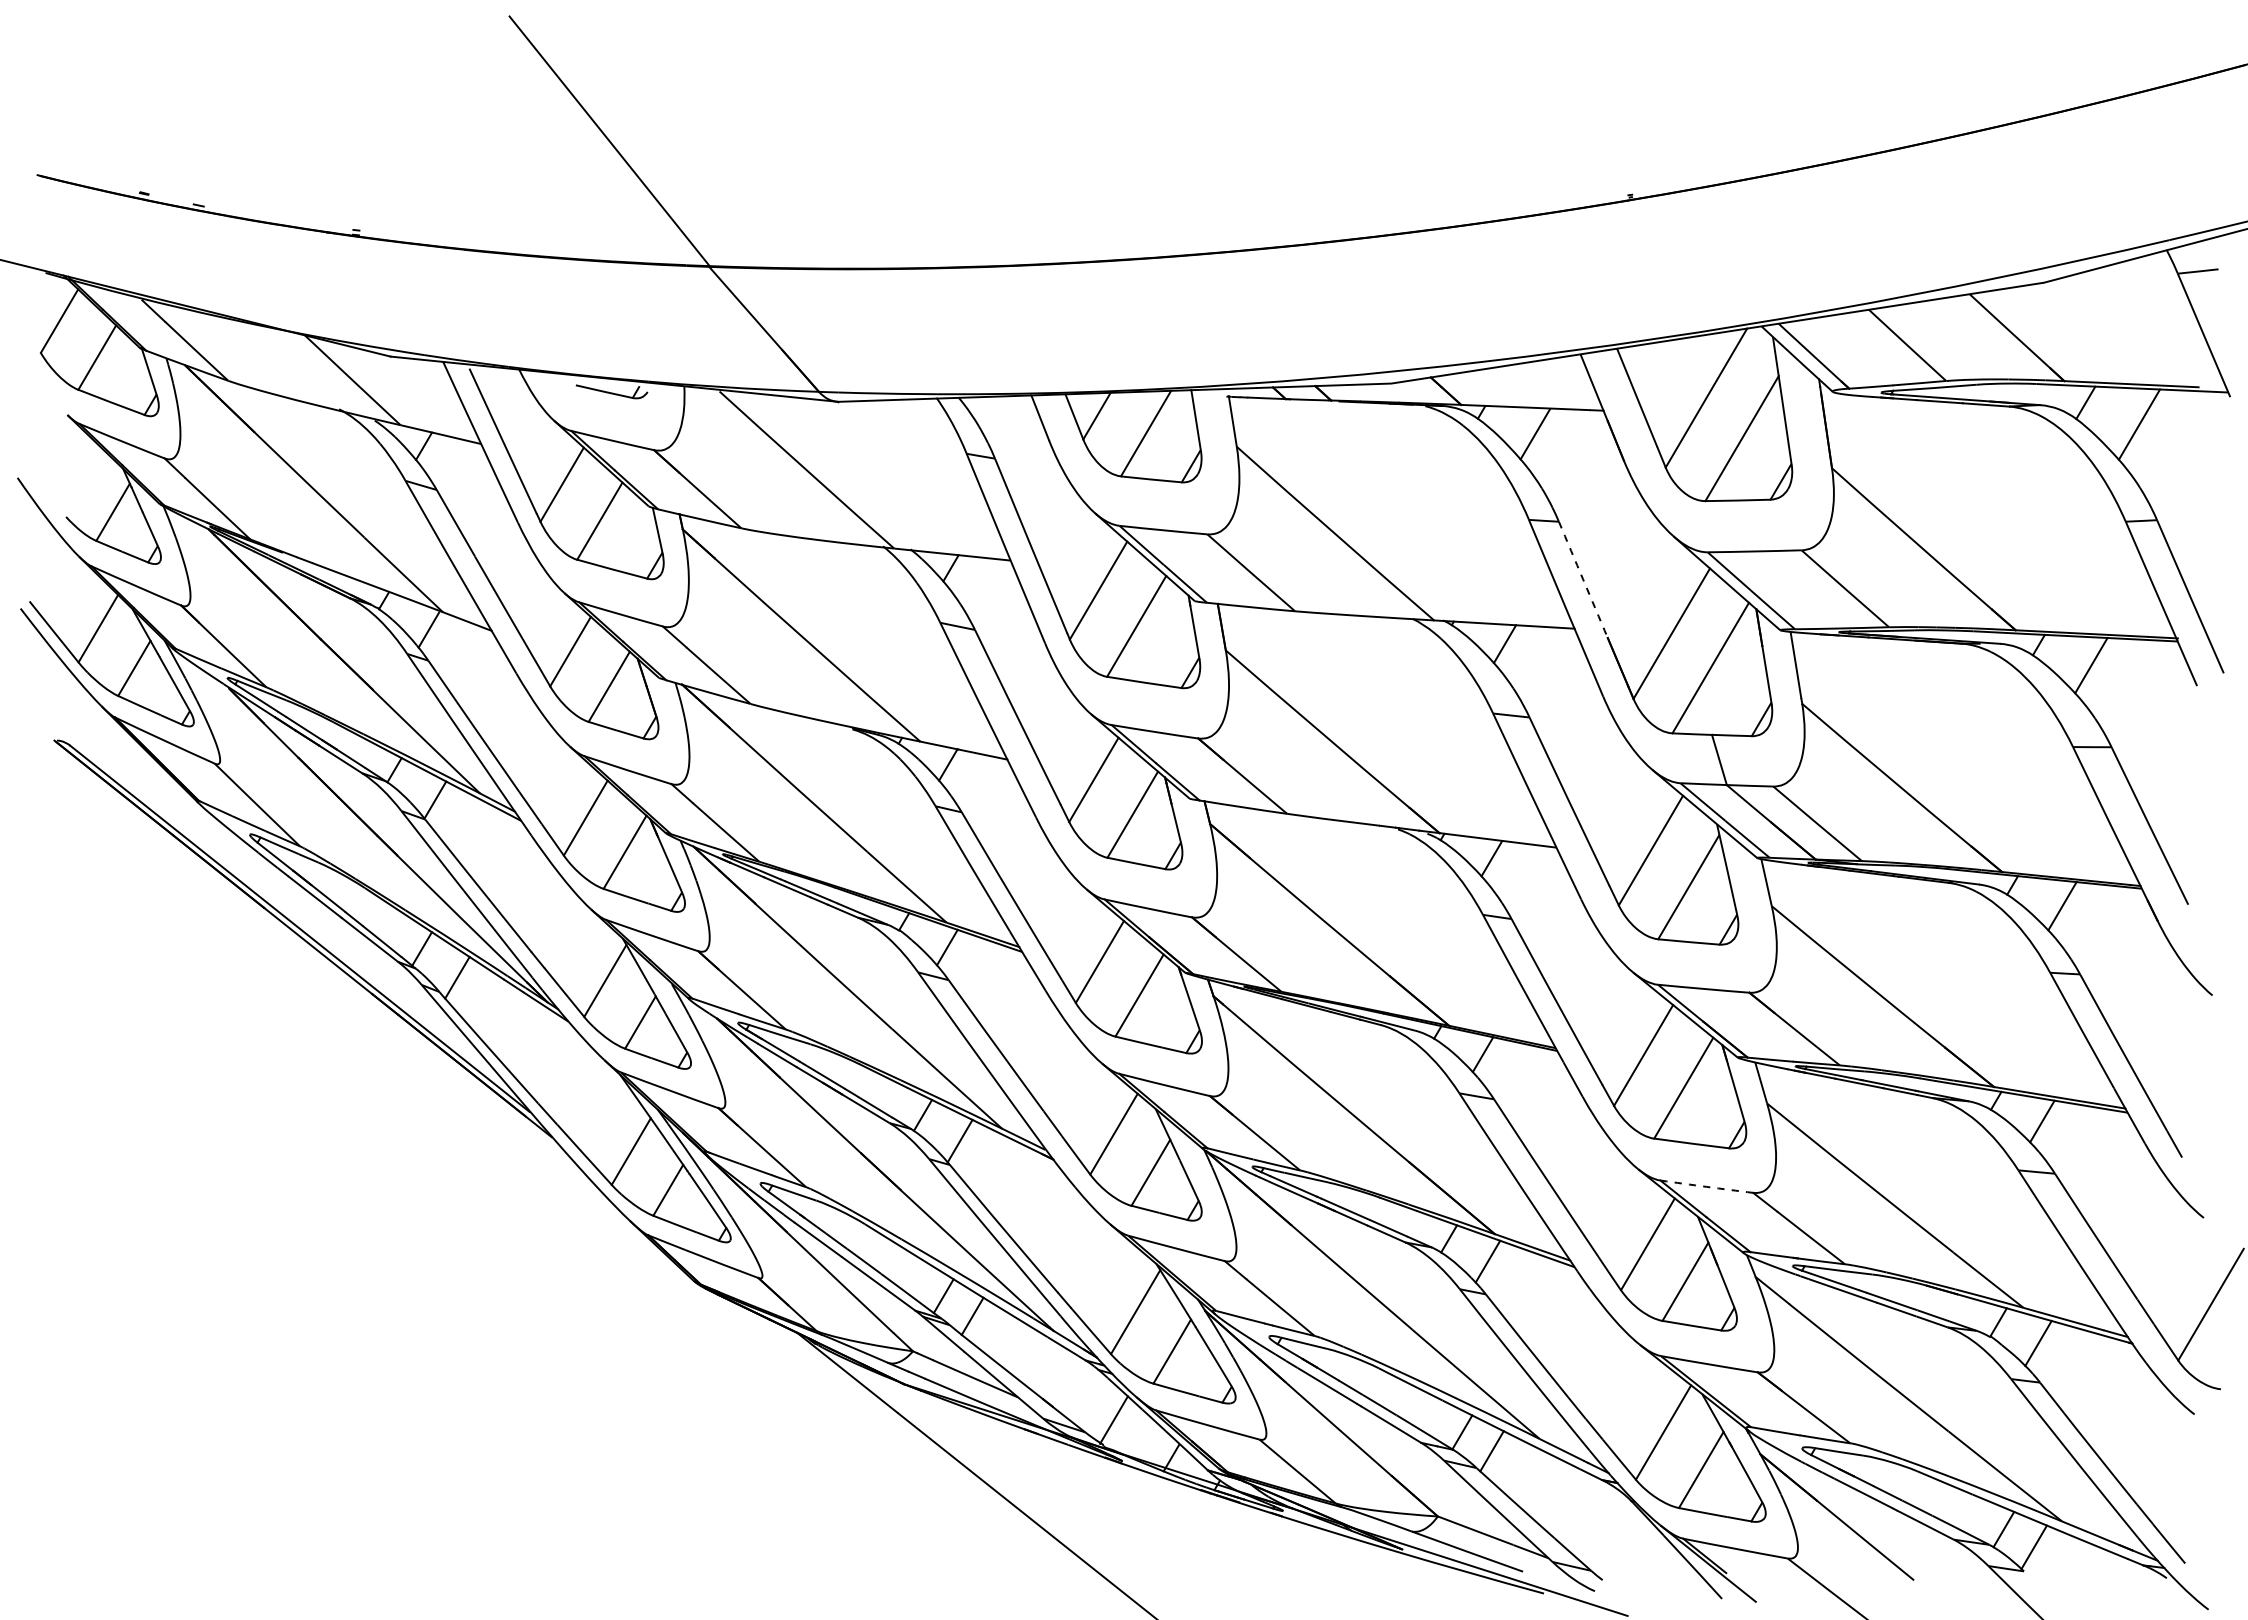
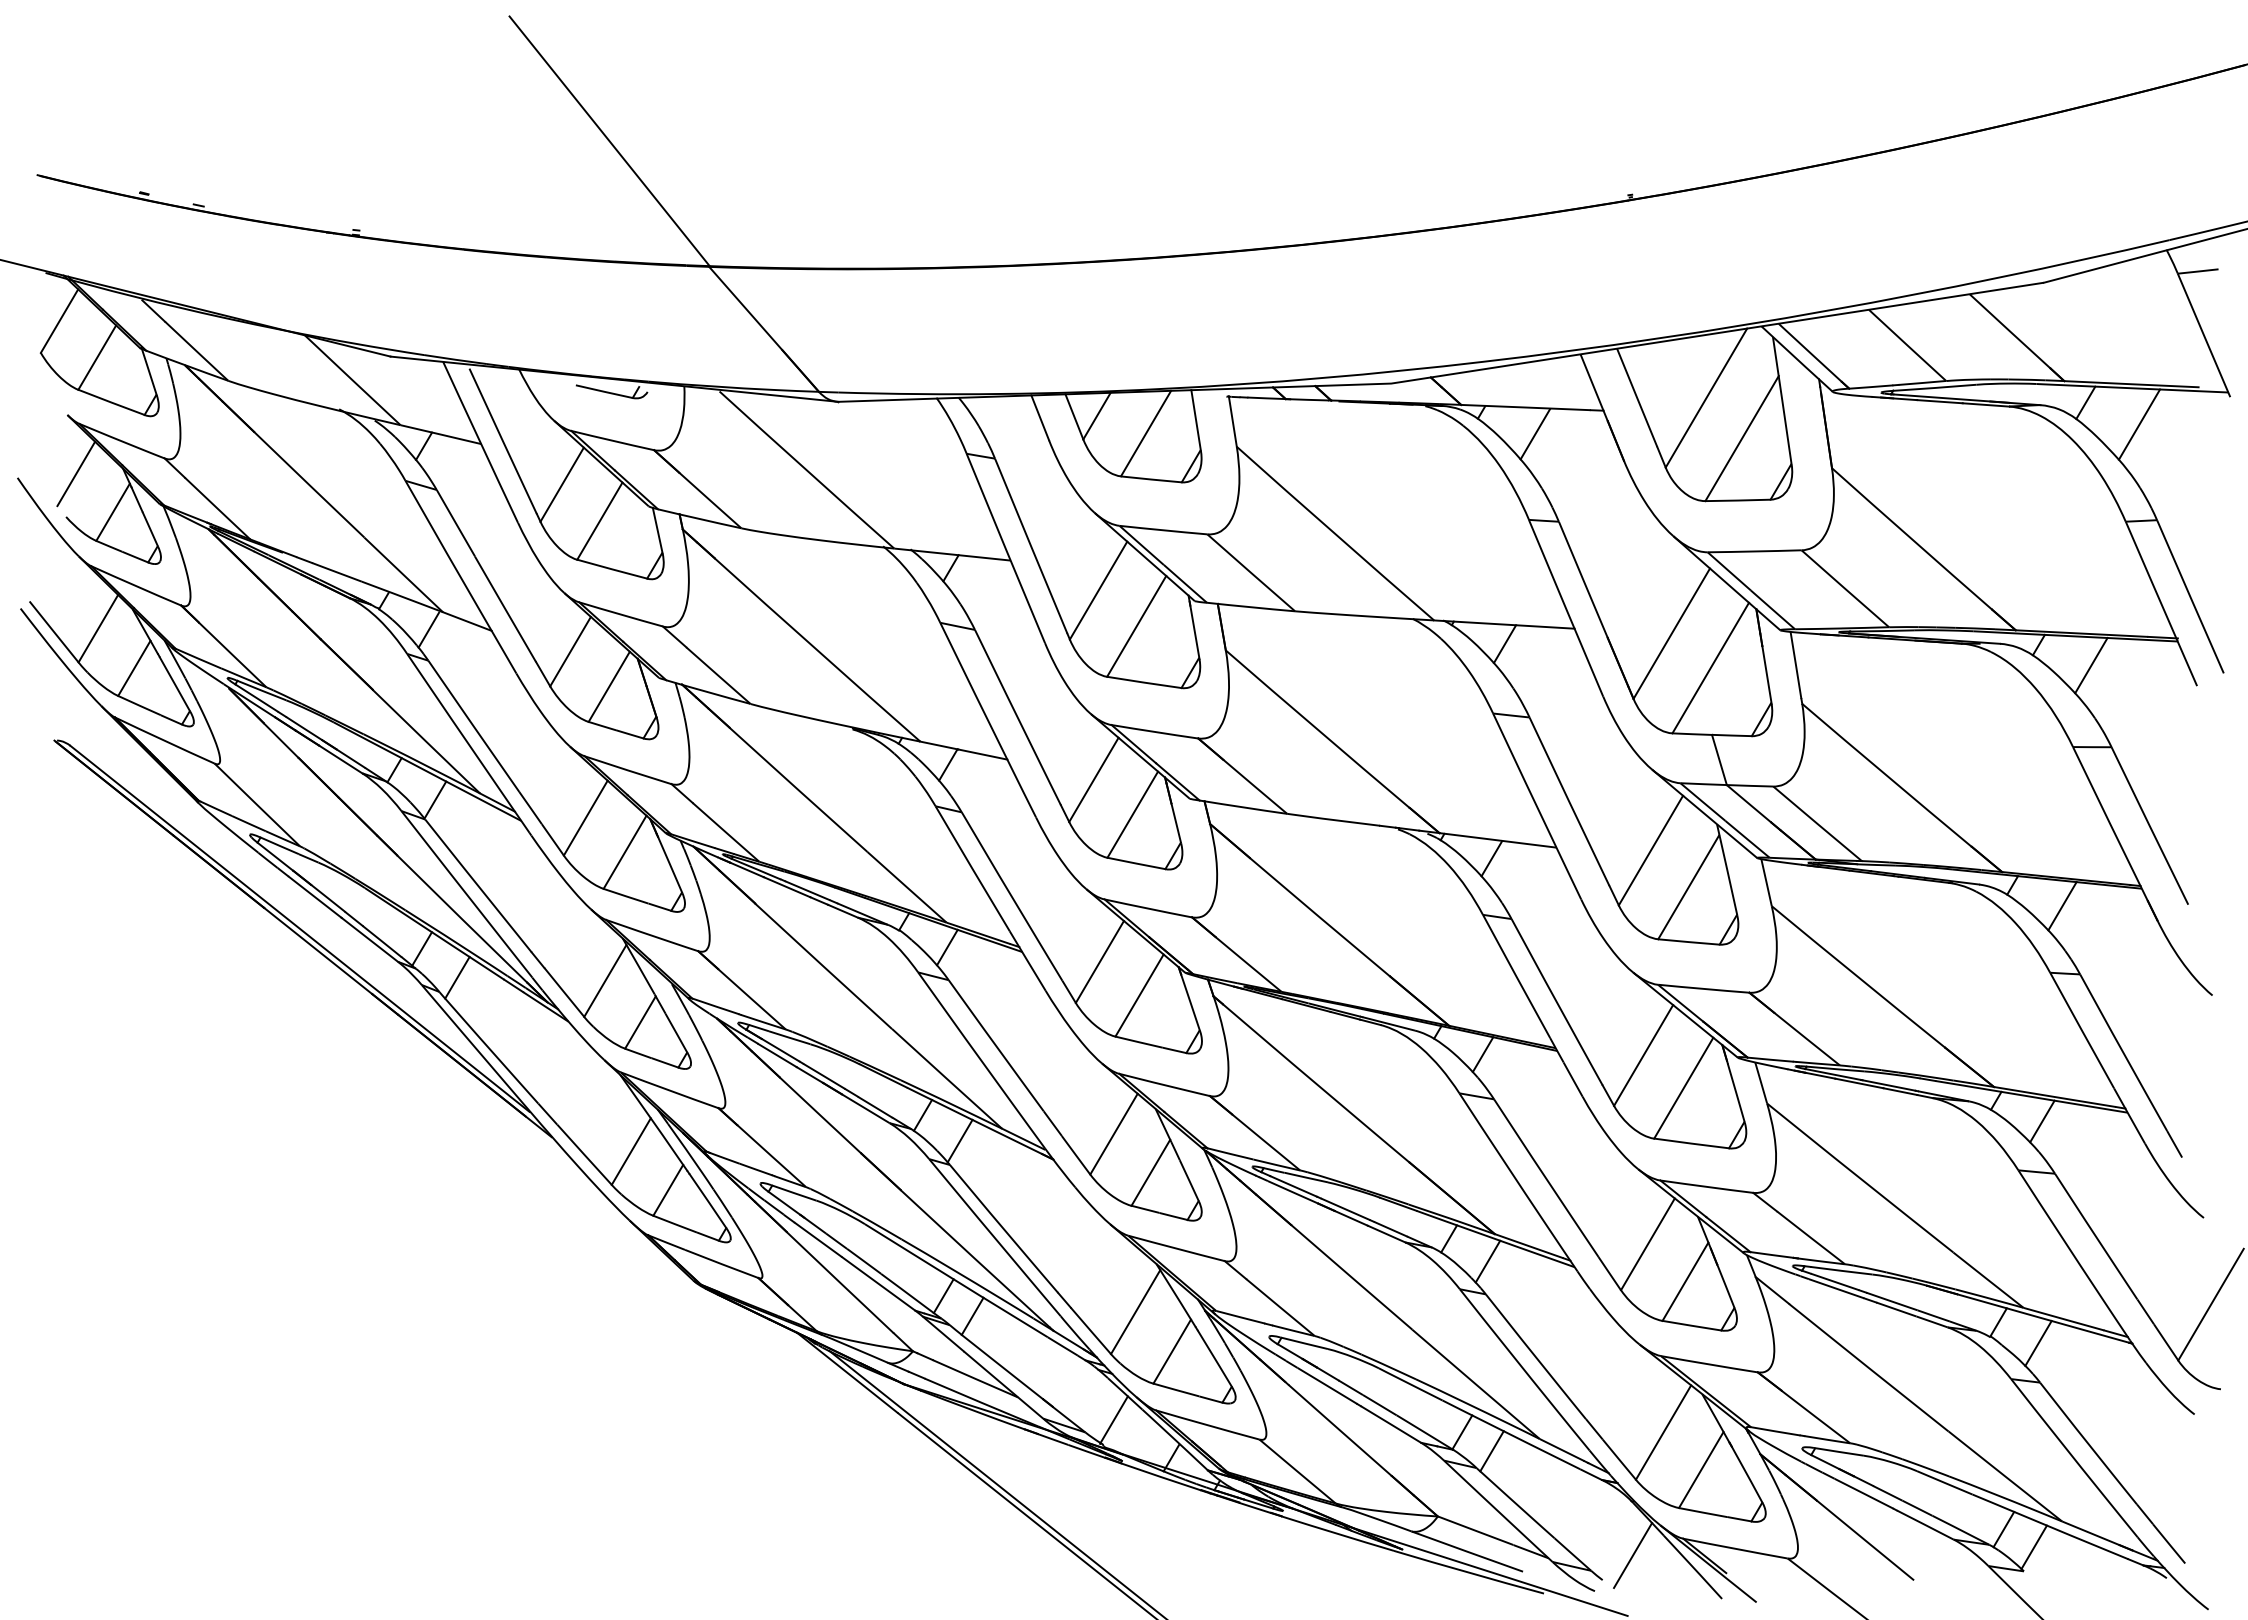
line: none -> present (76, 473)
arc: dashed -> solid (1583, 579)
arc: dashed -> solid (1706, 1186)
line: none -> present (996, 1483)
line: none -> present (1633, 1555)
